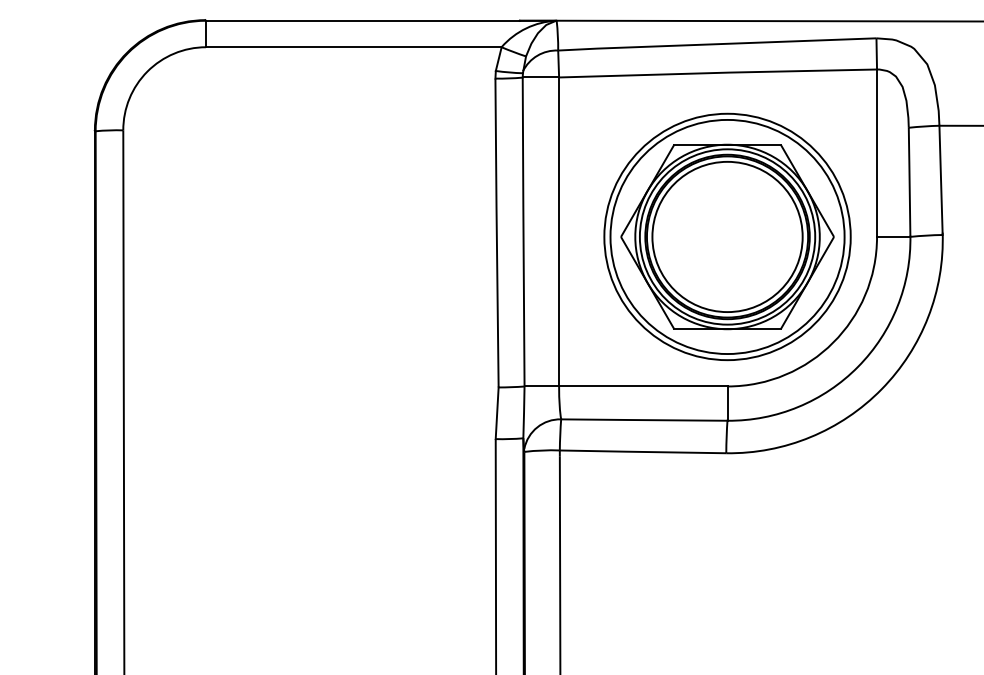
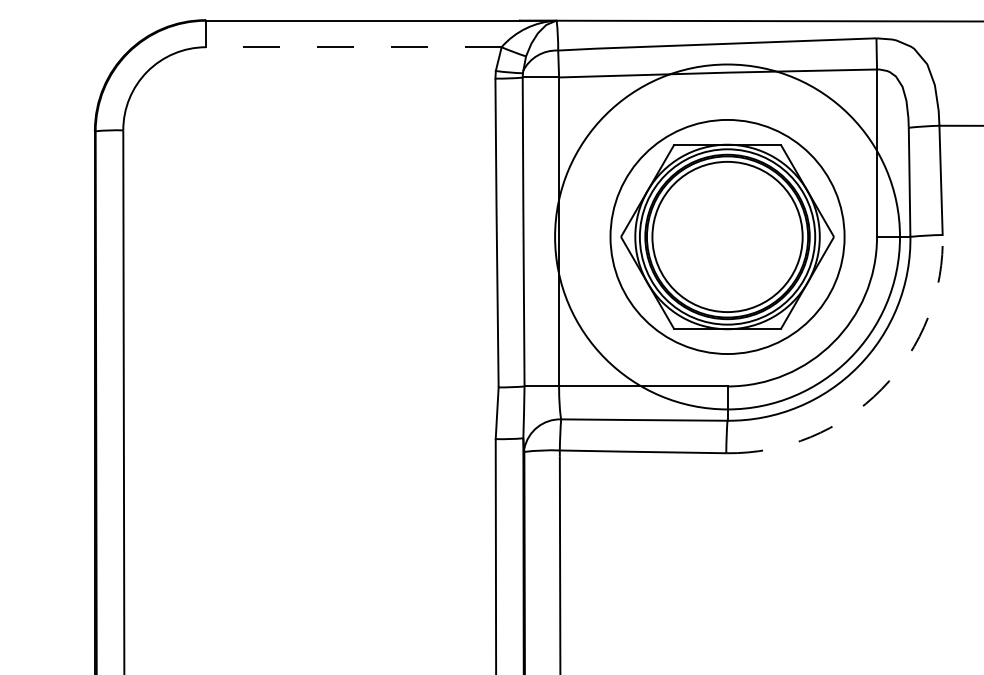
line: solid -> dashed (353, 47)
circle diameter: 246 px -> 345 px (727, 236)
arc: solid -> dashed (881, 389)
